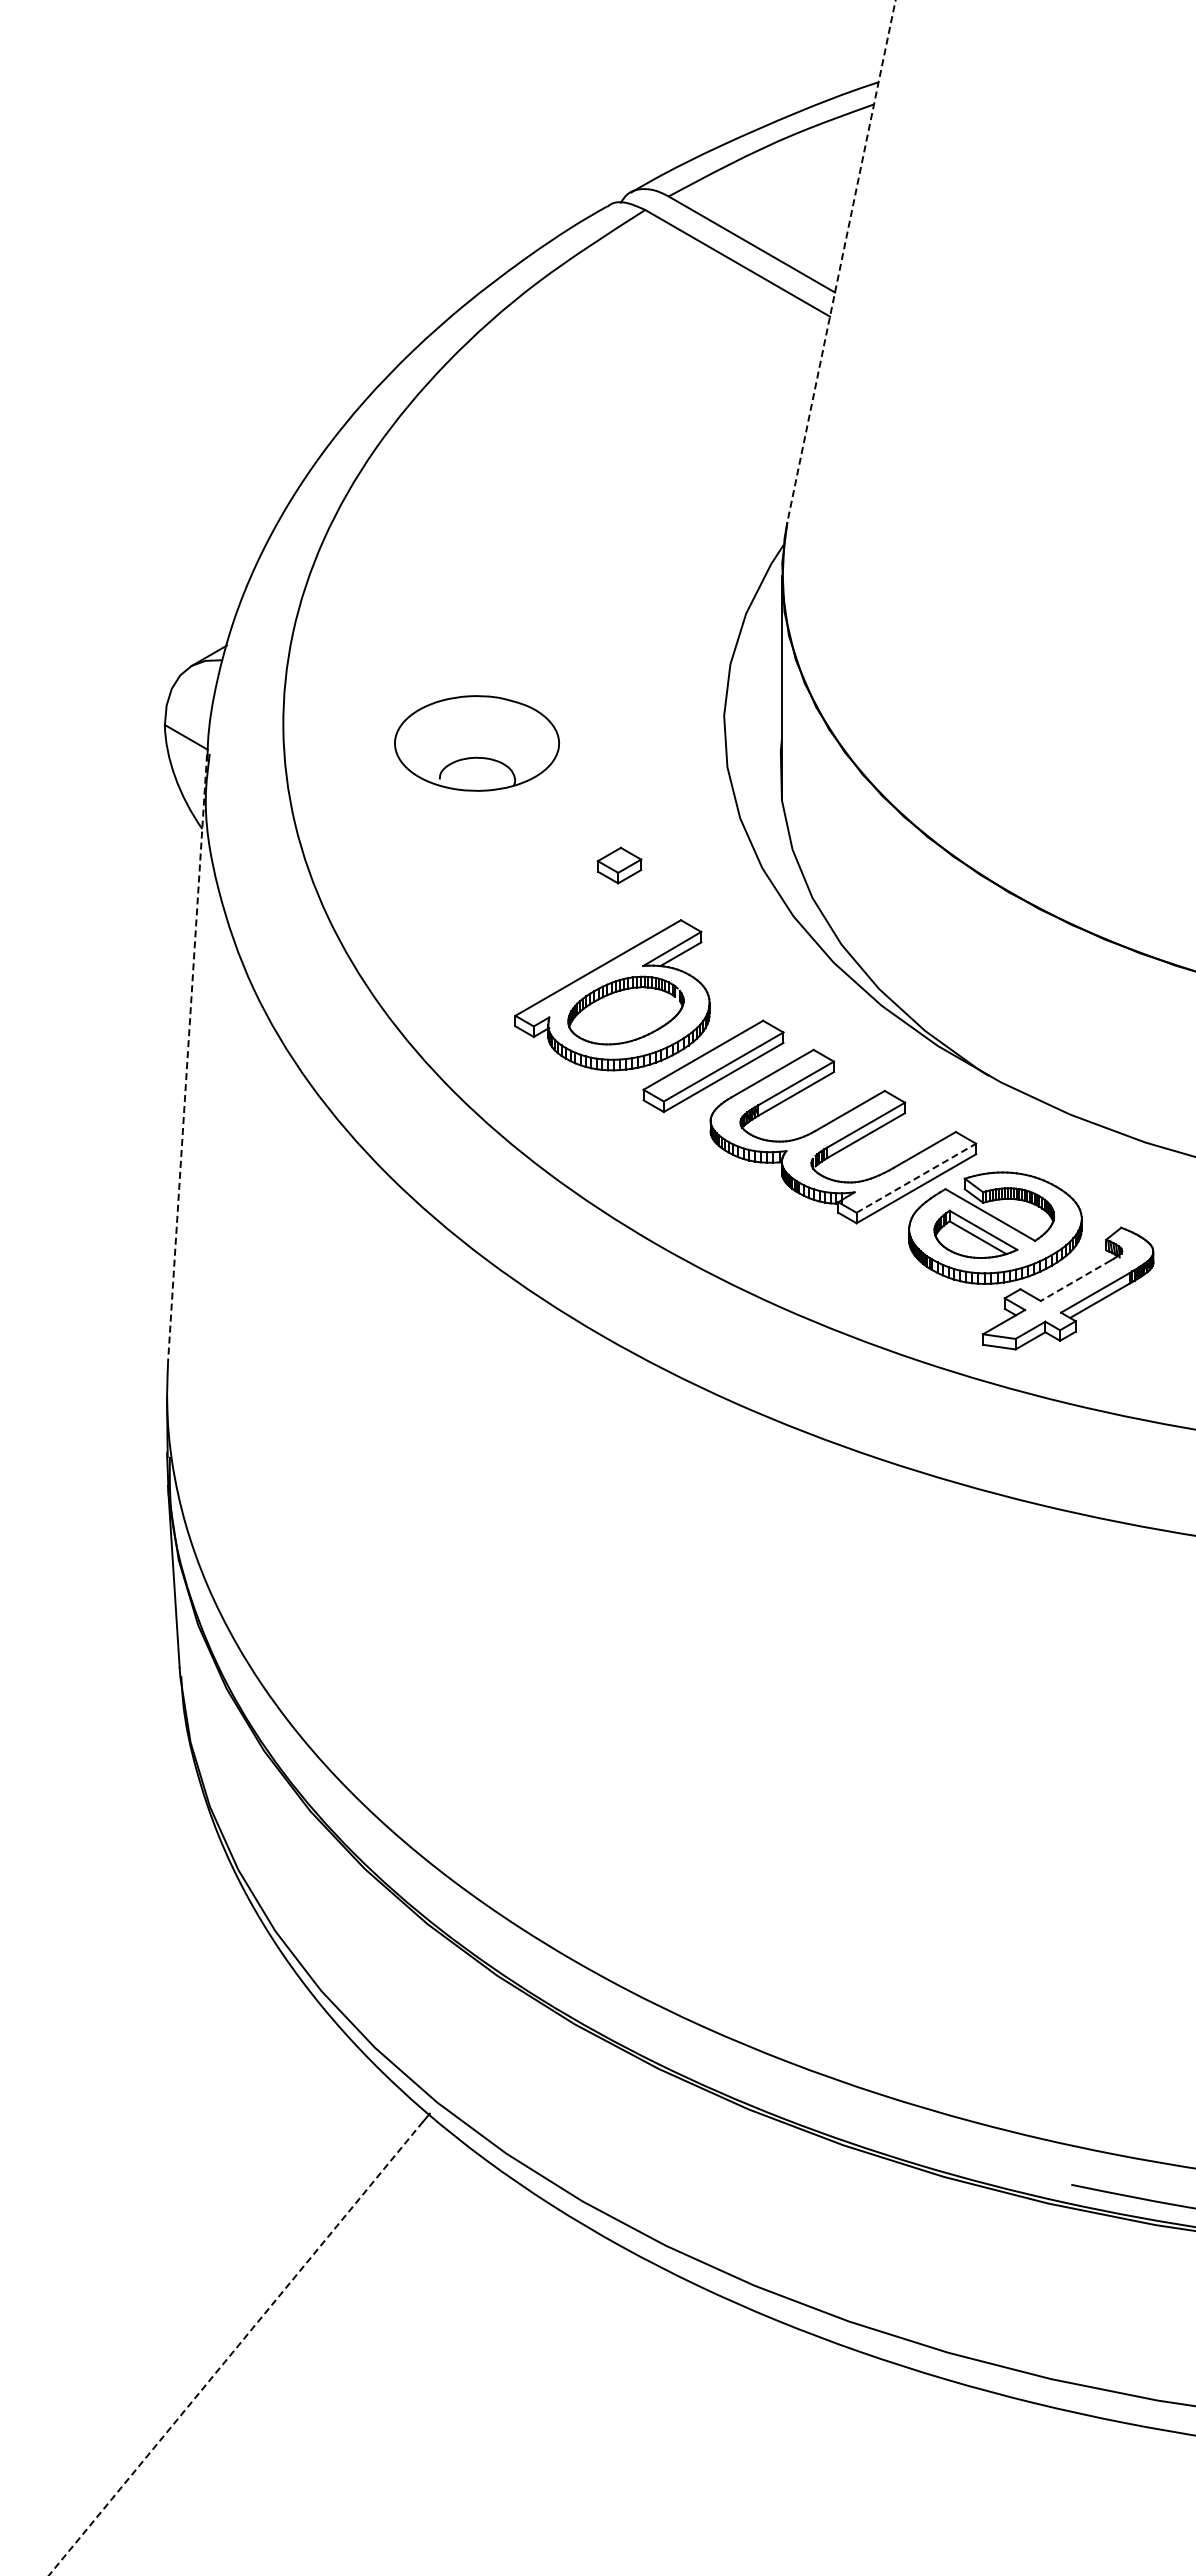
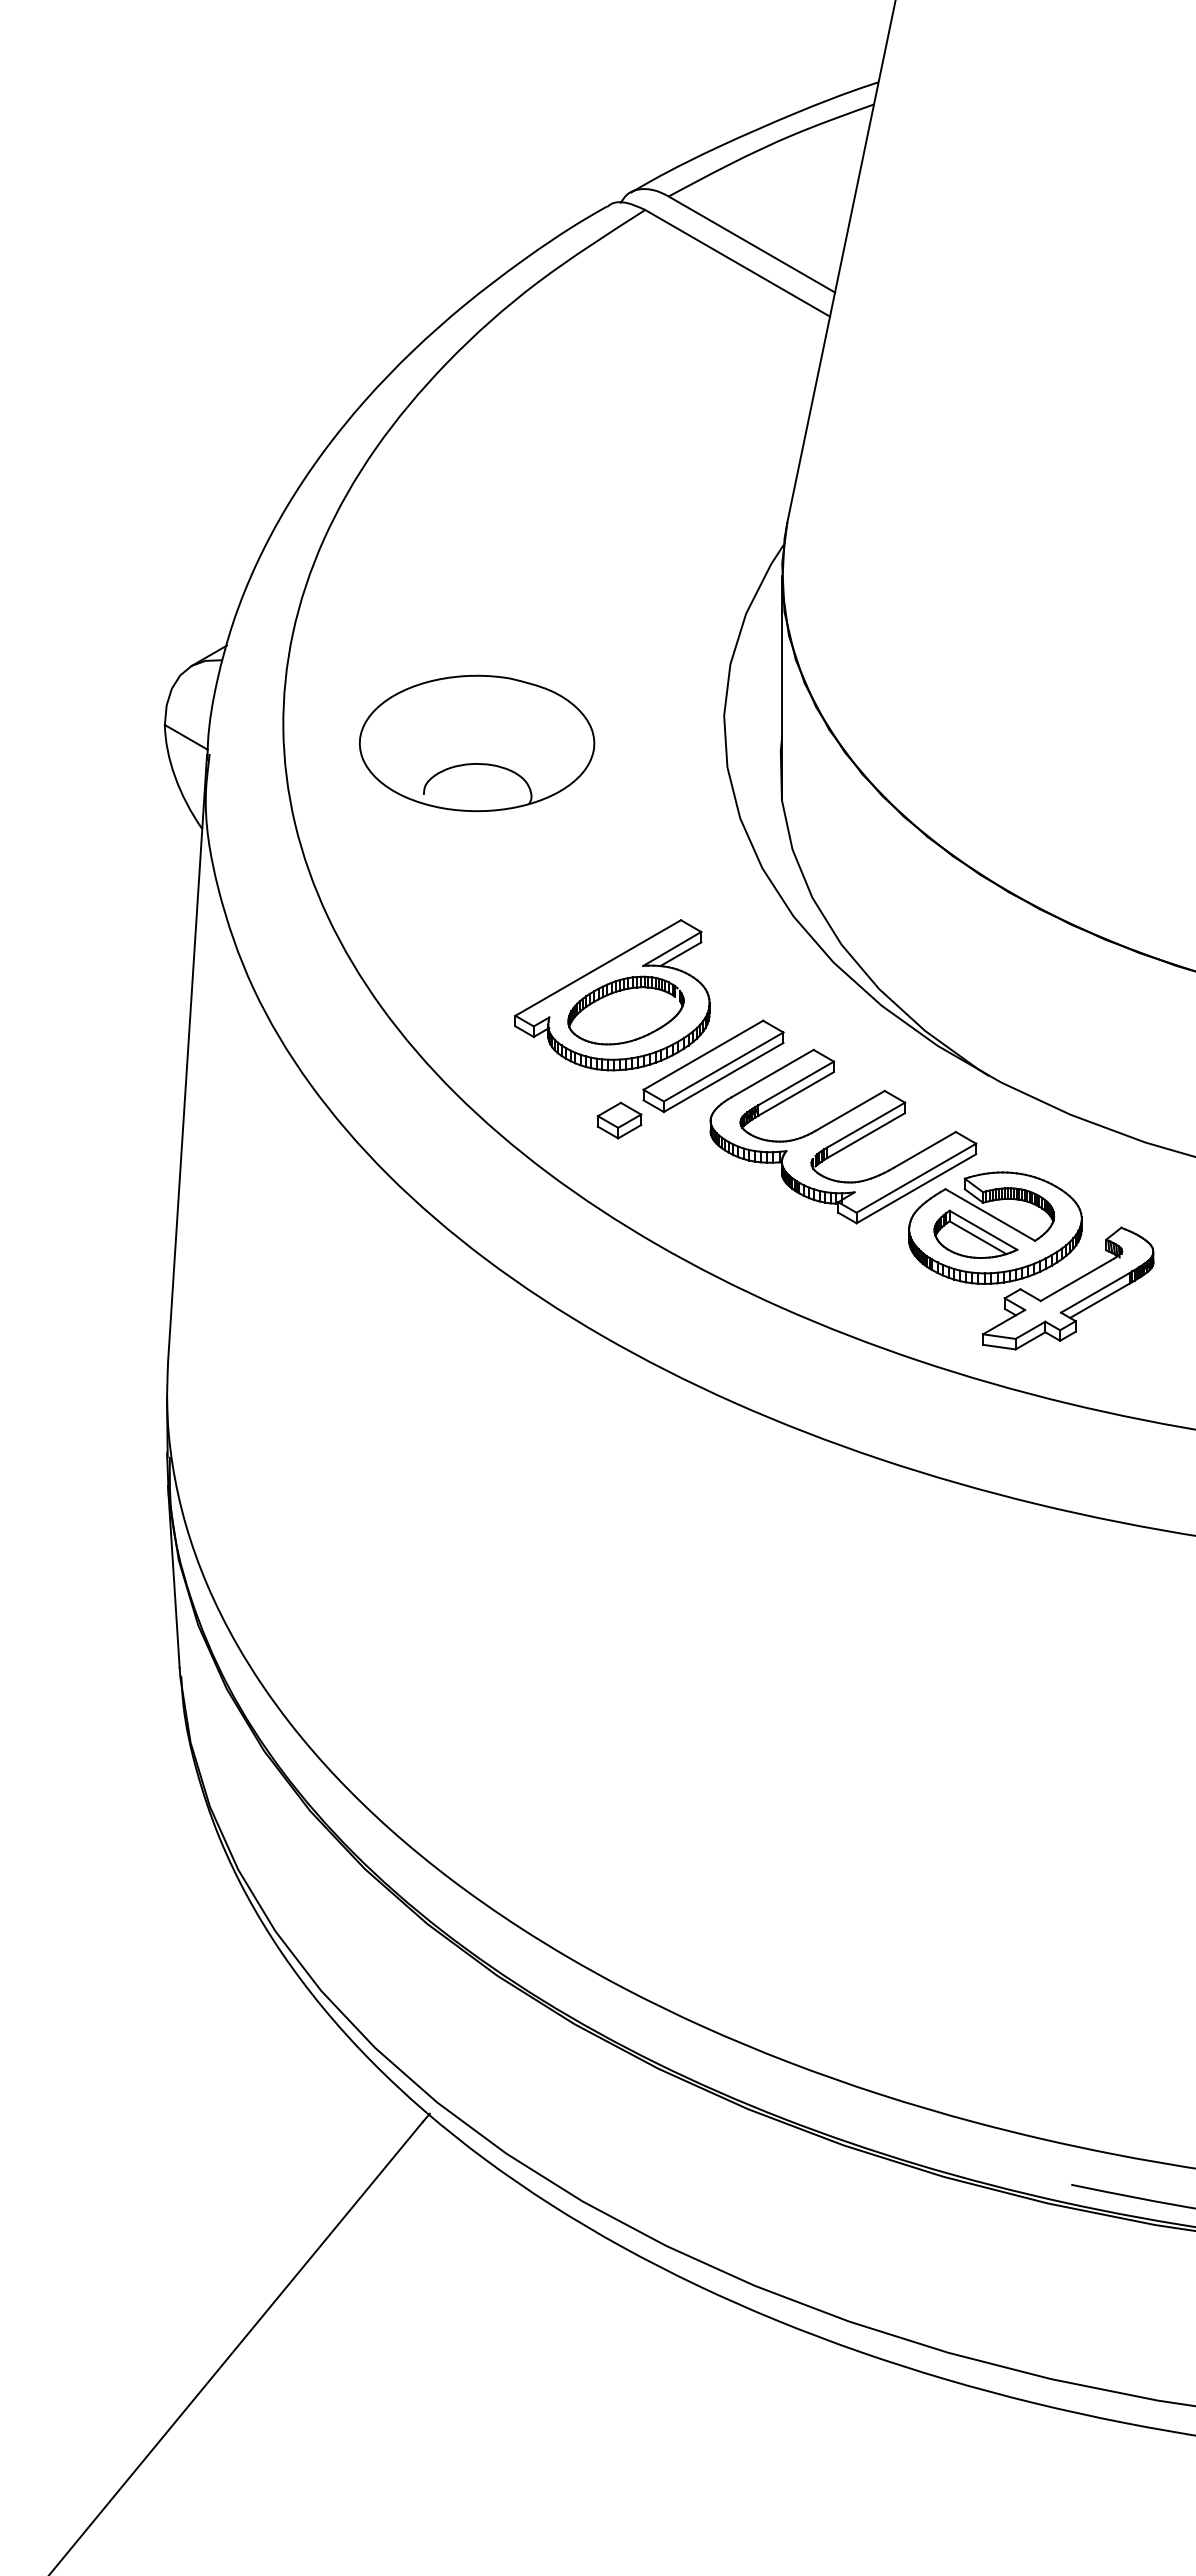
line: dashed -> solid (841, 261)
part size: 166x97 px -> 238x139 px (476, 743)
part position: (619, 865) -> (619, 1120) (619, 1120)
line: dashed -> solid (187, 1058)
line: dashed -> solid (916, 1178)
line: dashed -> solid (1075, 1281)
line: dashed -> solid (236, 2348)
